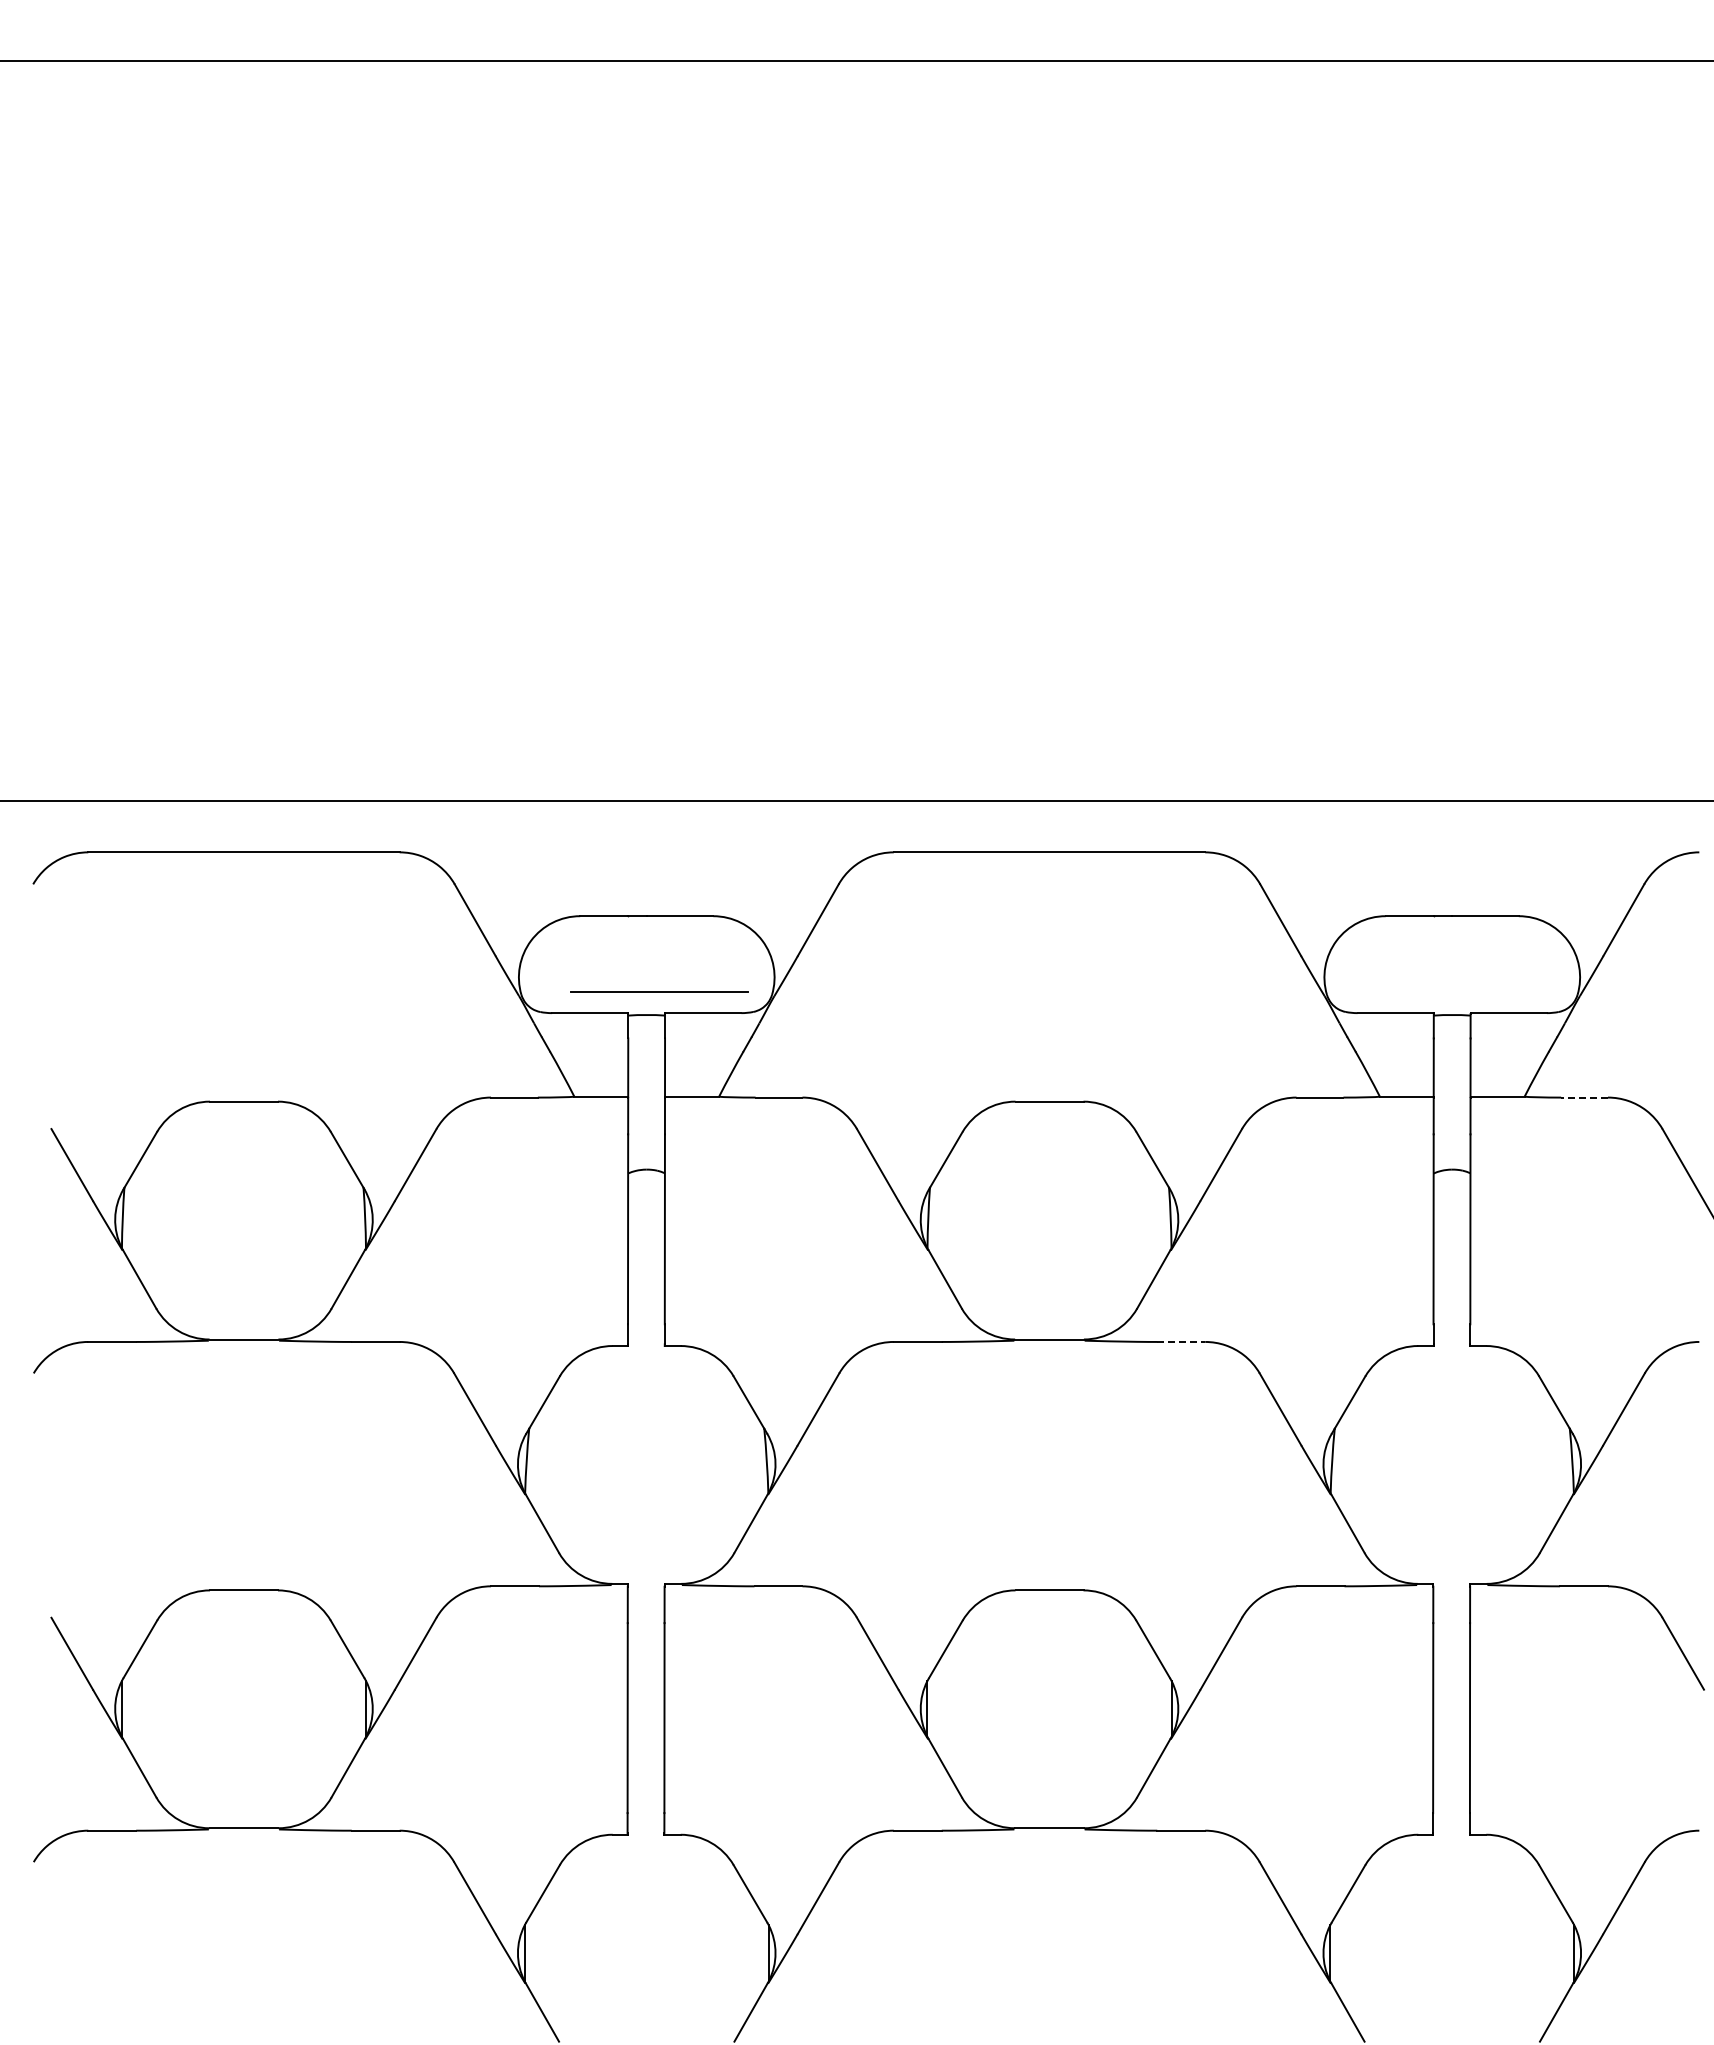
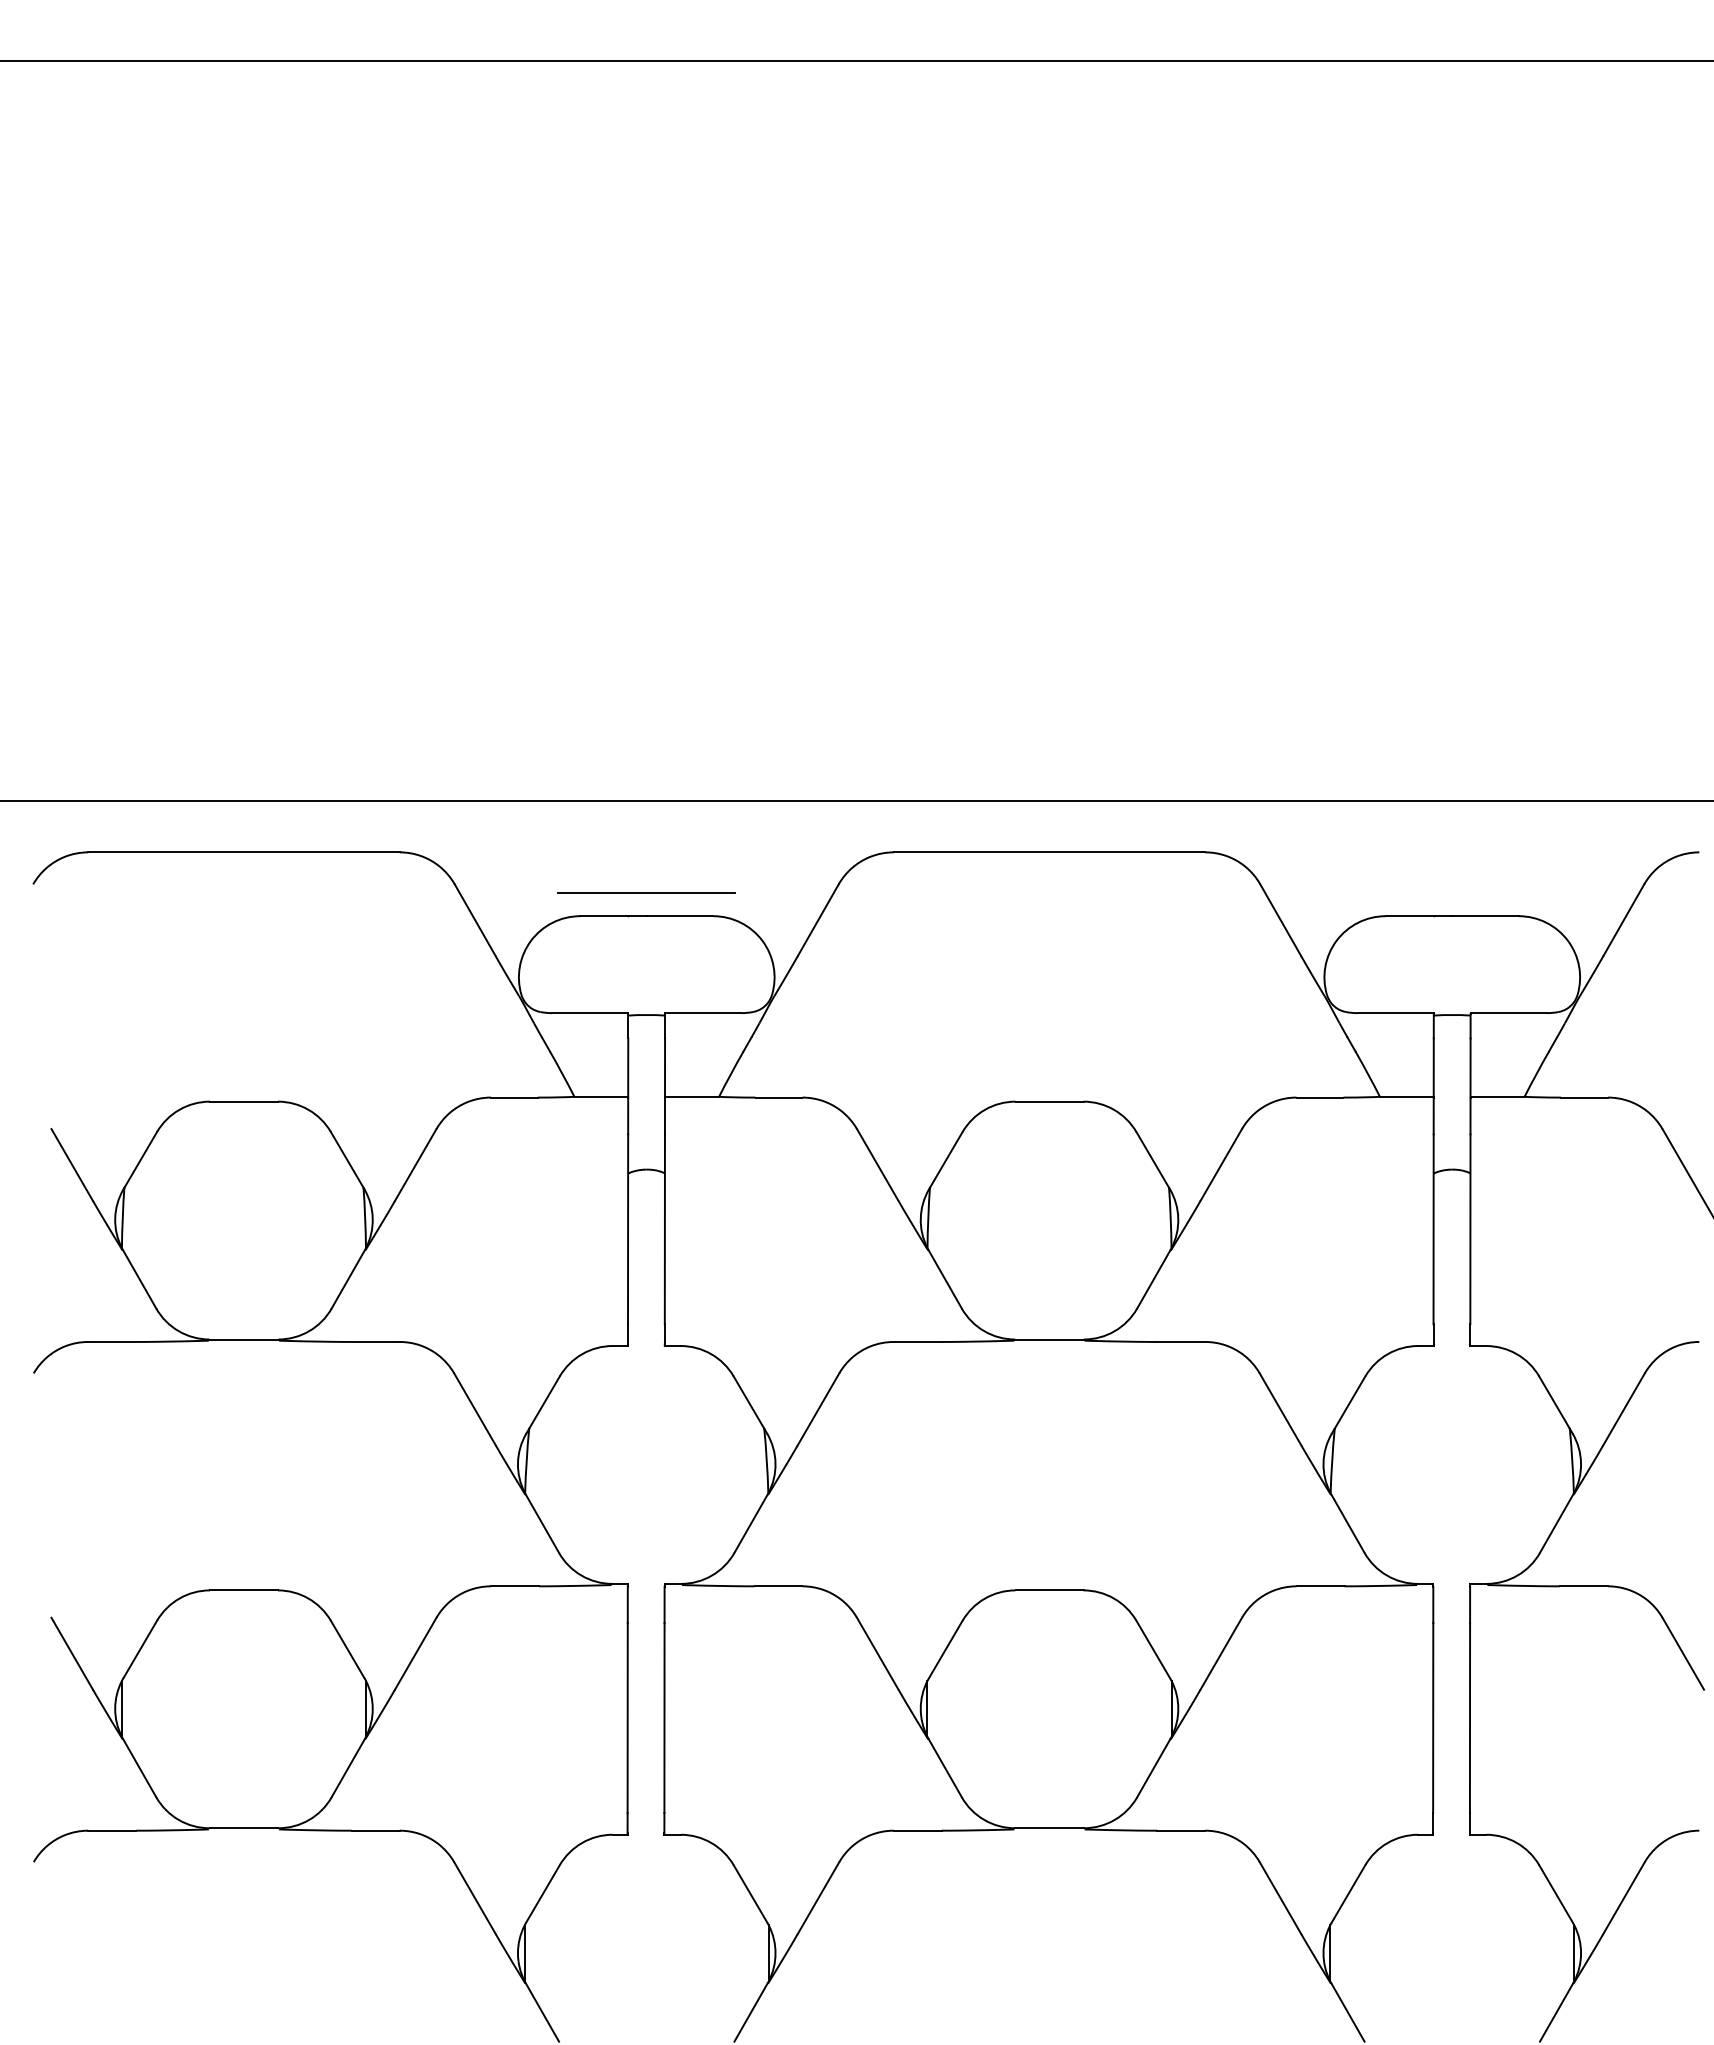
line position: (659, 991) -> (646, 892) (646, 892)
line: dashed -> solid (1584, 1097)
line: dashed -> solid (1181, 1341)
